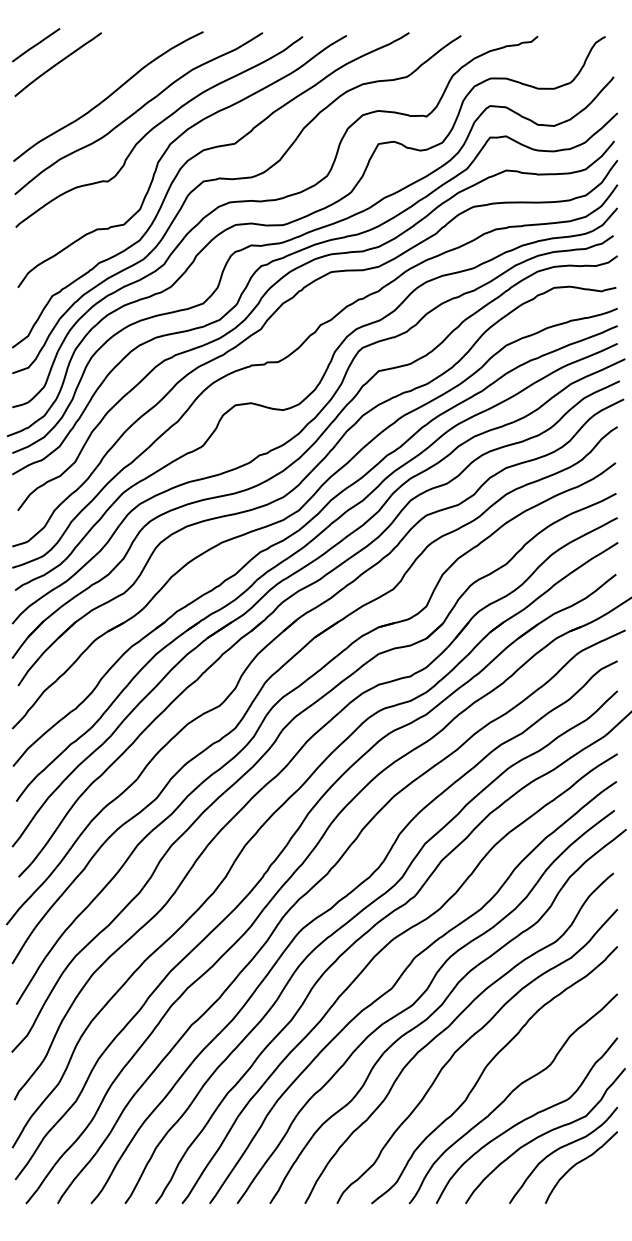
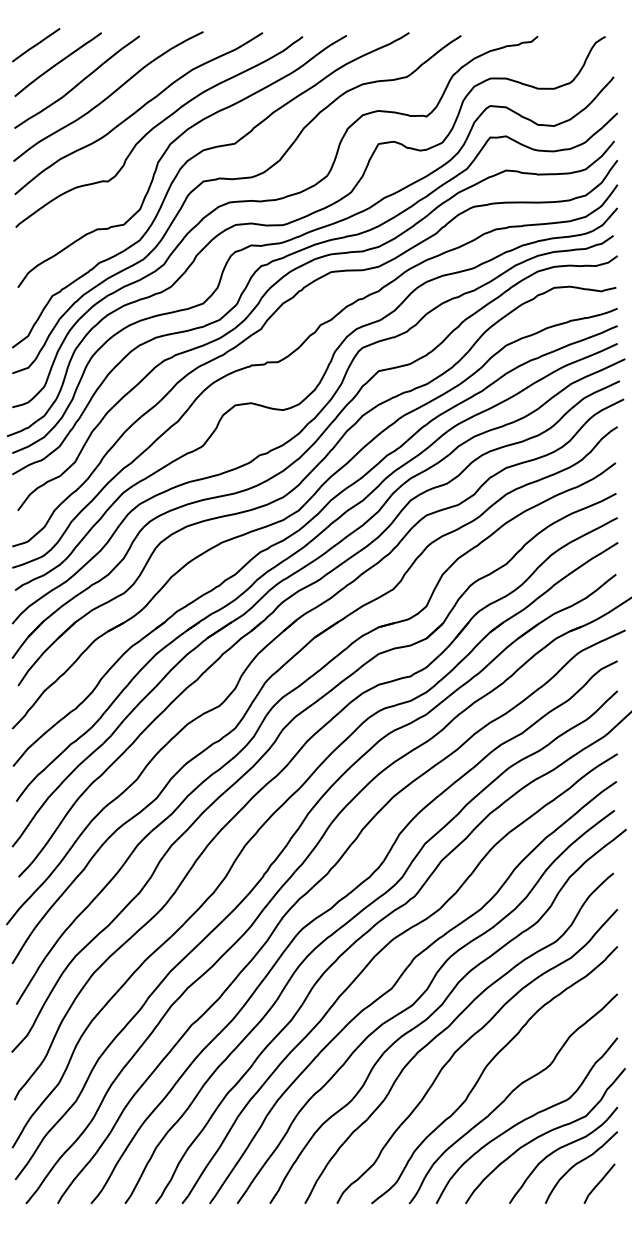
curve: none -> present (78, 82)
line: none -> present (599, 1183)
